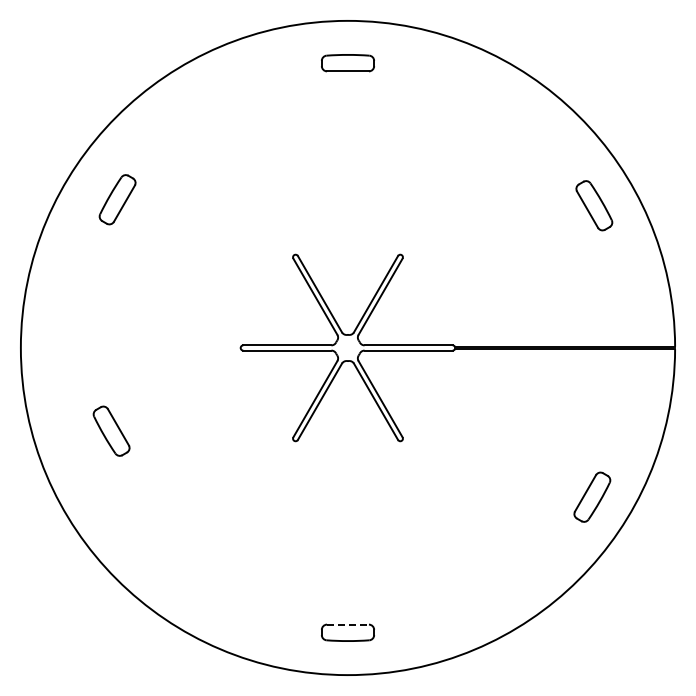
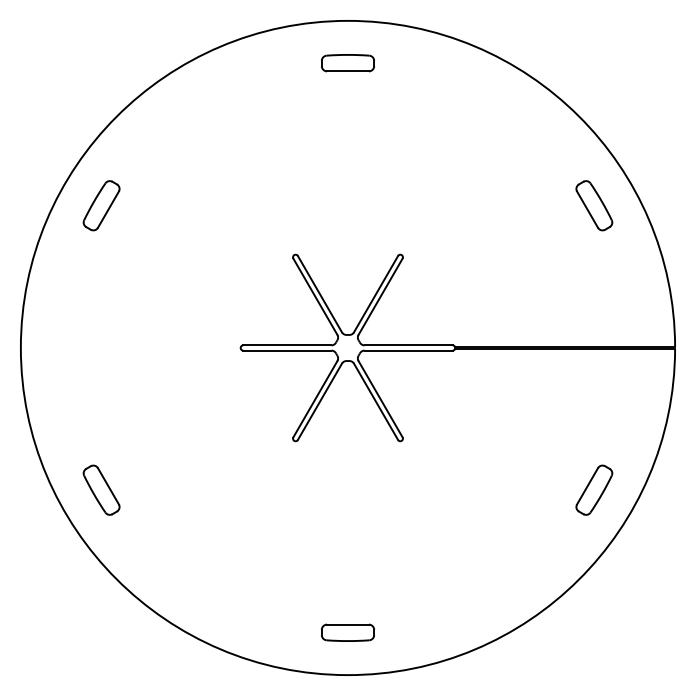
part position: (117, 199) -> (101, 205) (101, 205)
part position: (111, 430) -> (101, 489) (101, 489)
part position: (592, 496) -> (594, 489) (594, 489)
line: dashed -> solid (348, 624)
